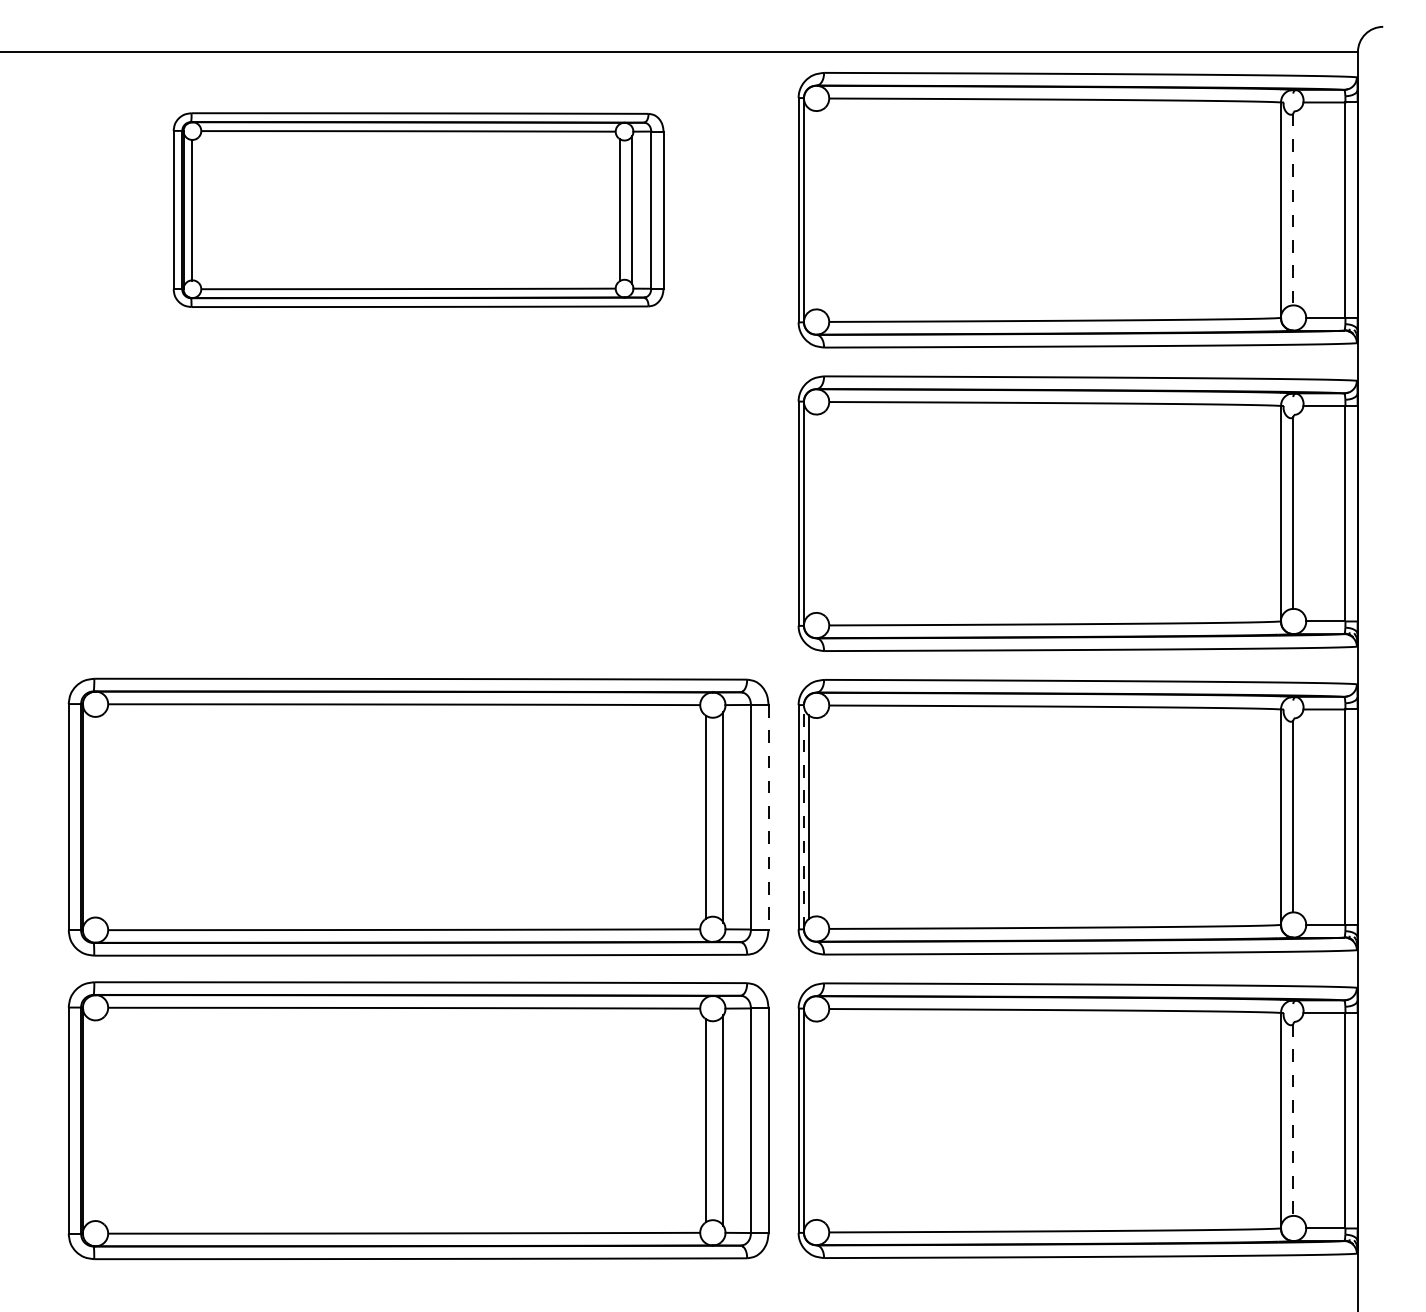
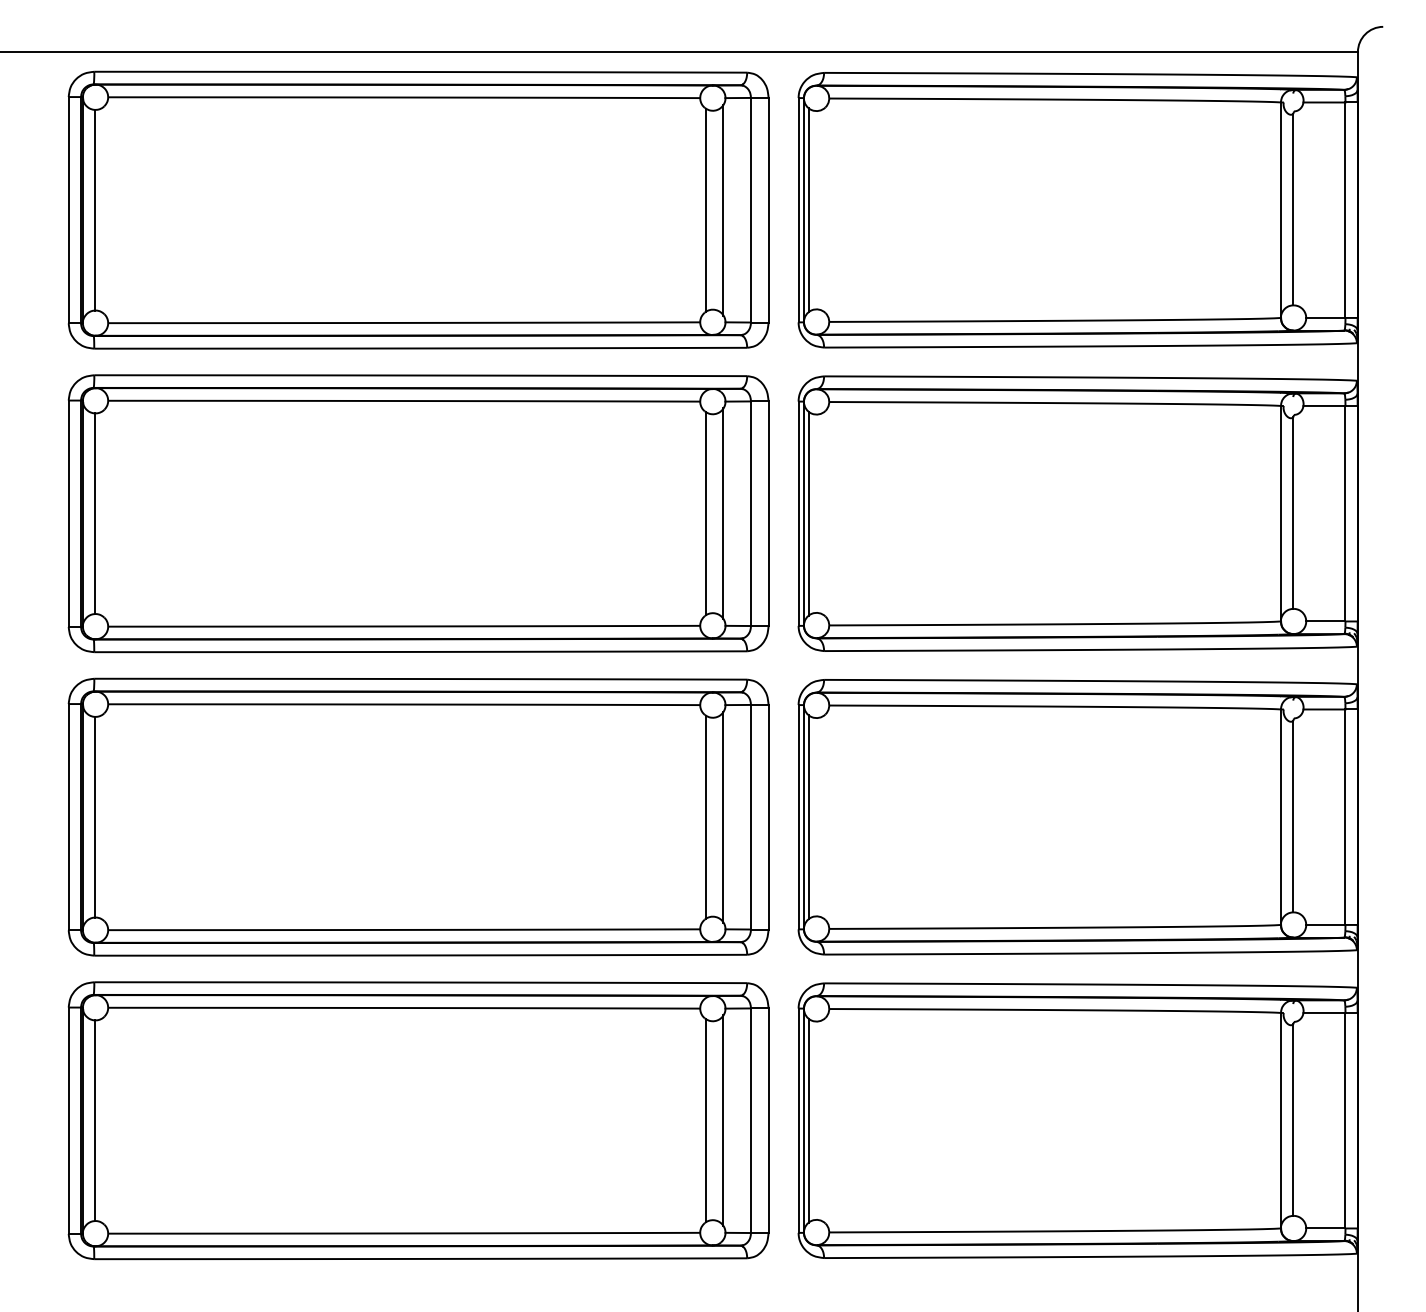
part size: 493x196 px -> 703x280 px (418, 209)
line: dashed -> solid (1293, 209)
line: none -> present (808, 210)
part: none -> present (418, 513)
line: none -> present (808, 513)
line: none -> present (95, 816)
line: dashed -> solid (803, 816)
line: dashed -> solid (768, 817)
line: none -> present (95, 1120)
line: none -> present (808, 1120)
line: dashed -> solid (1293, 1120)
